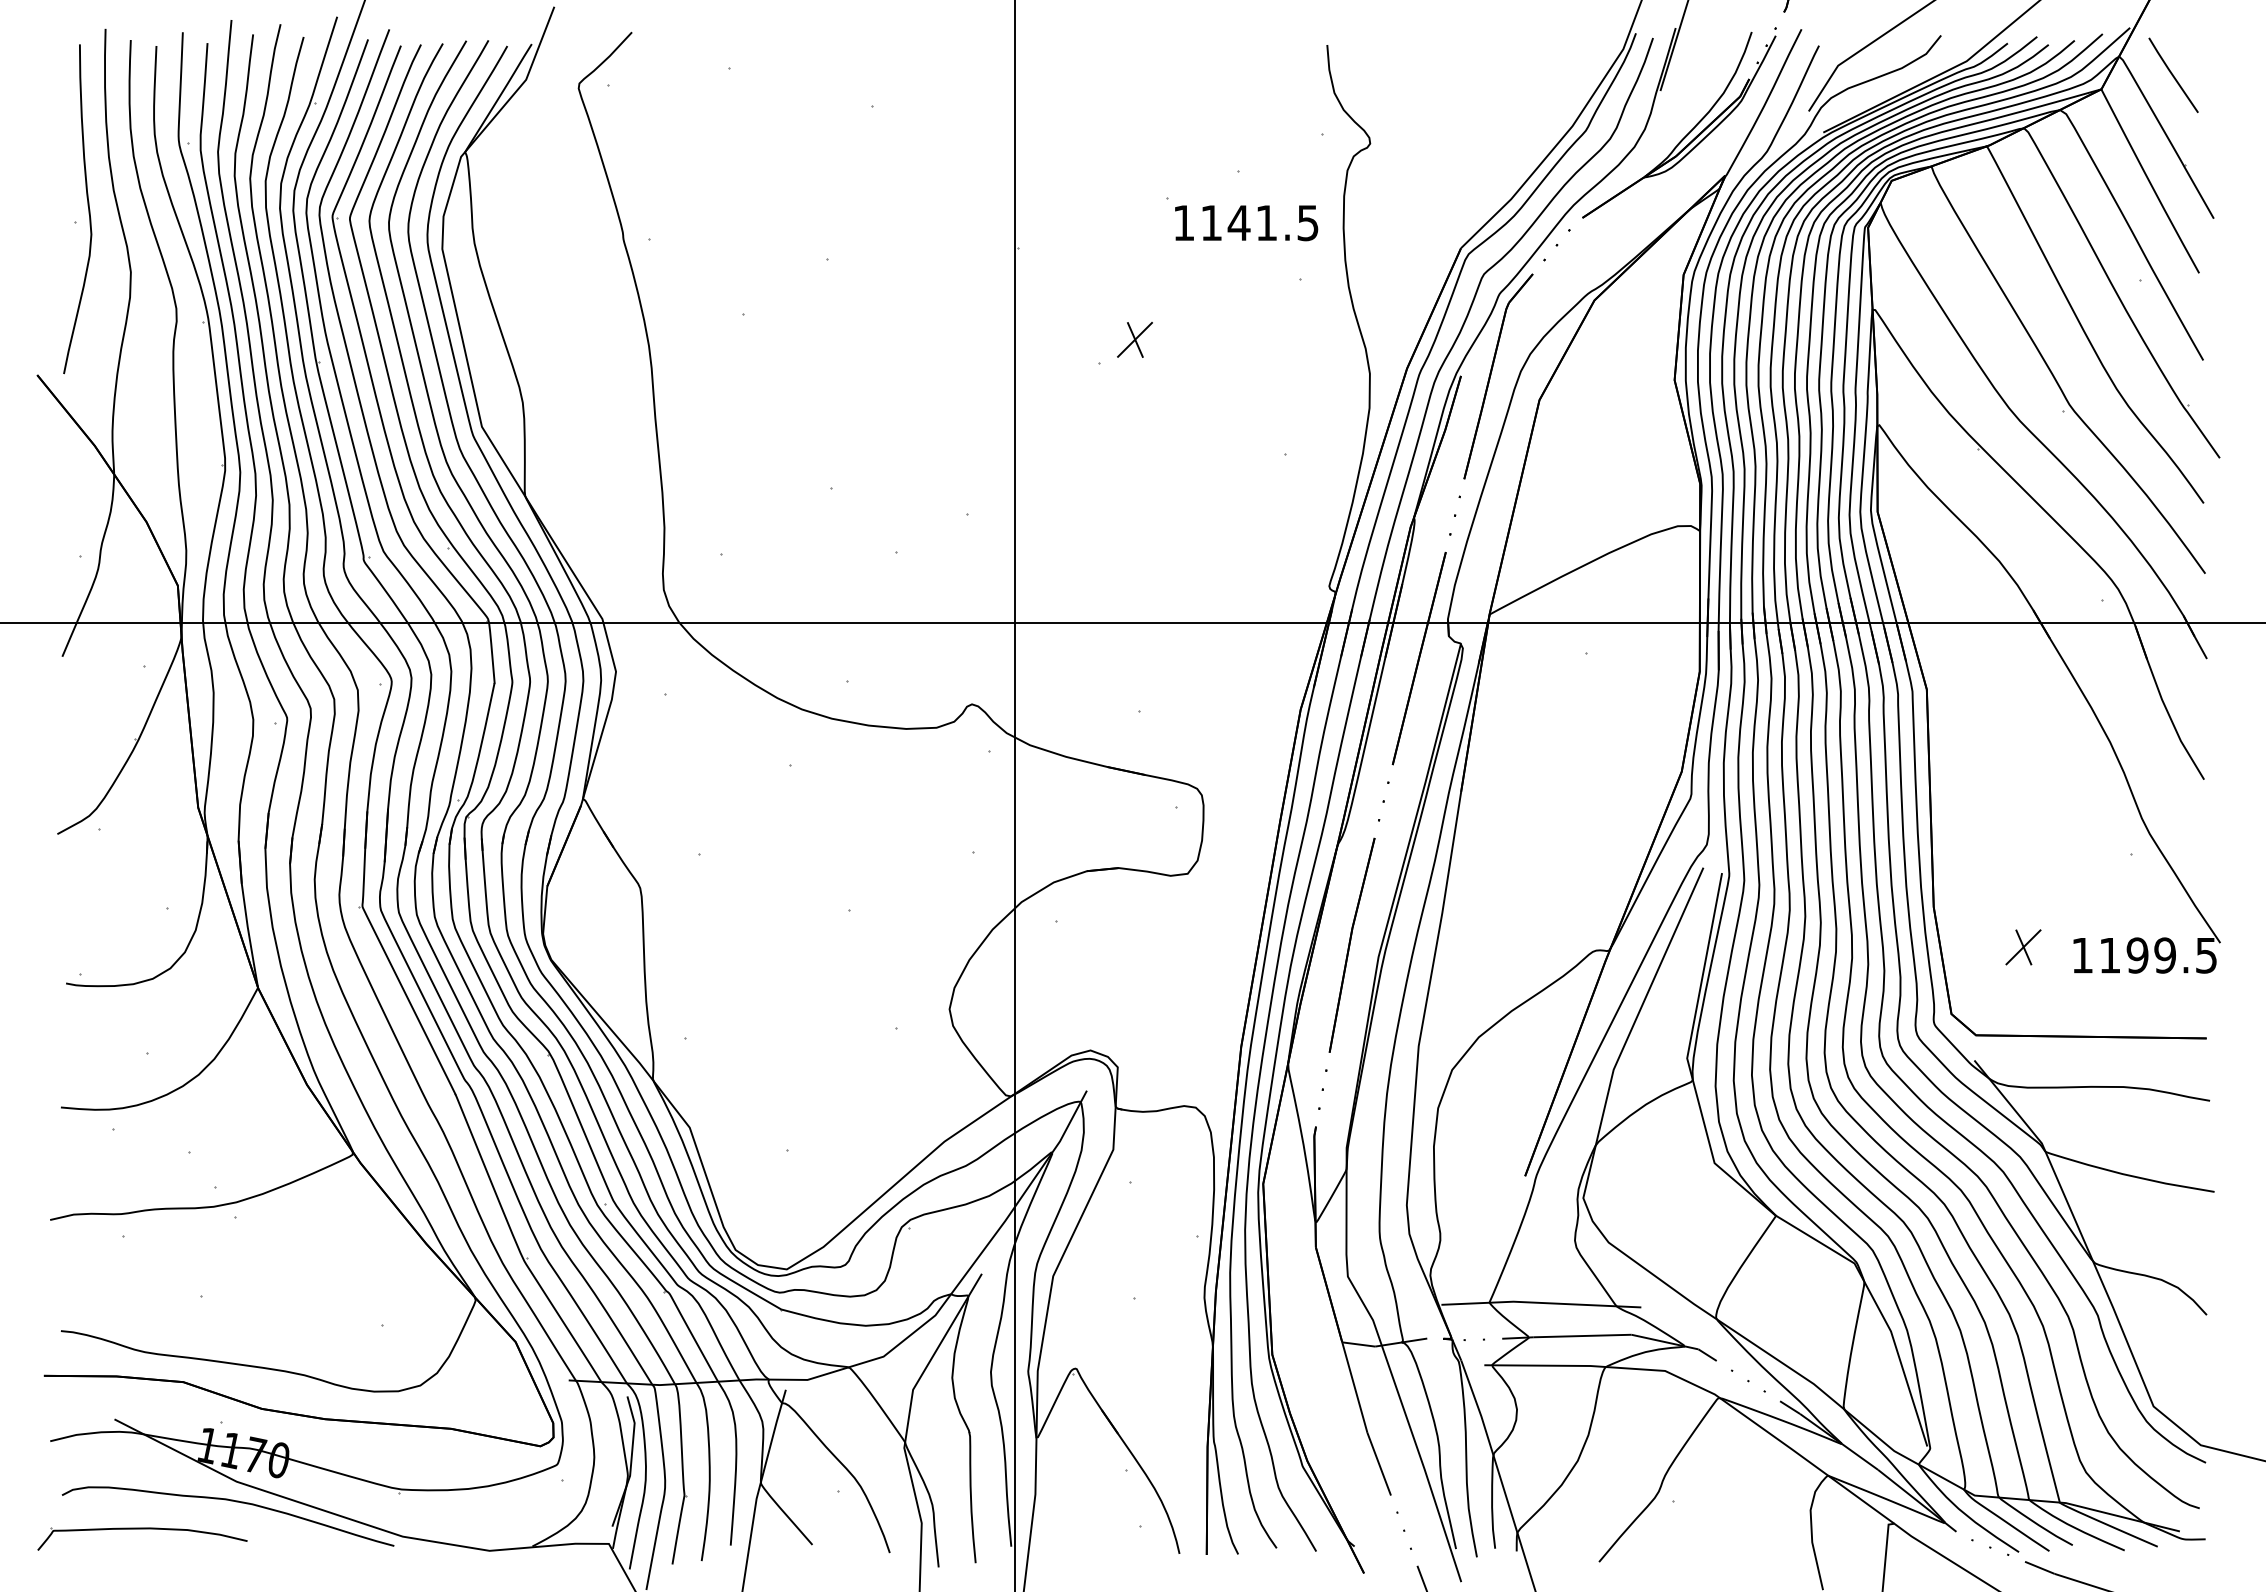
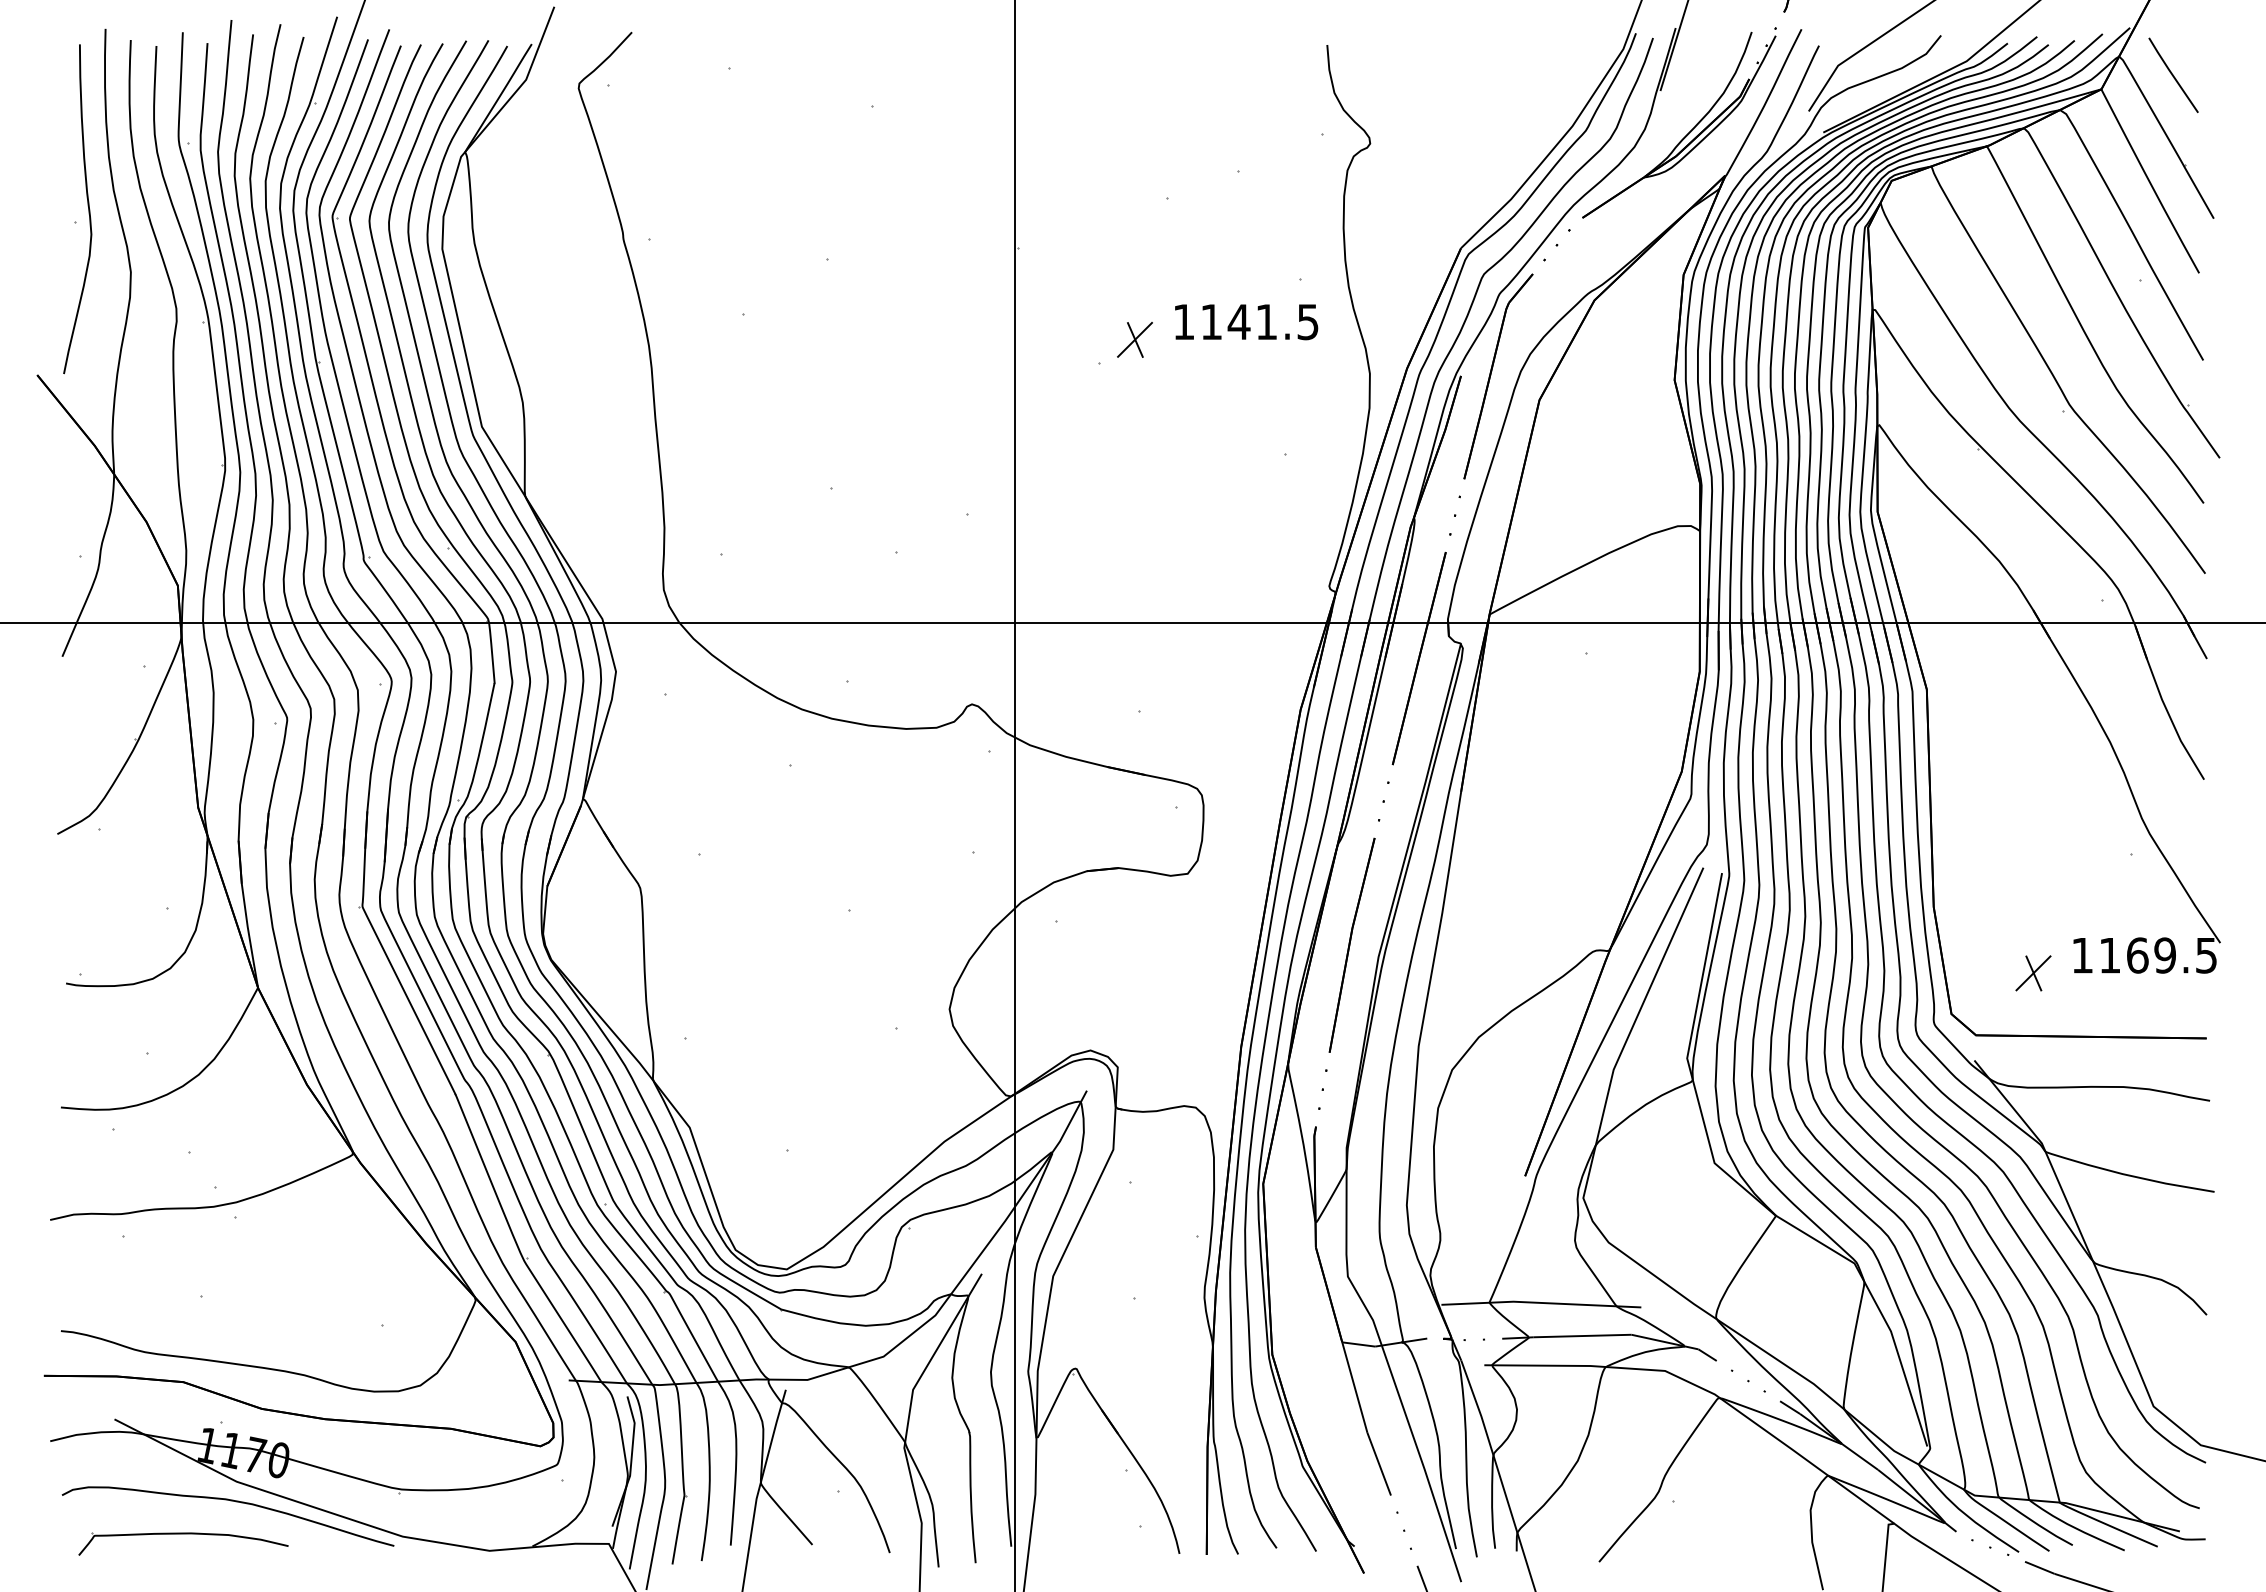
text position: (1246, 223) -> (1246, 322) (1246, 322)
part position: (2023, 947) -> (2033, 973) (2033, 973)
text: 1199.5 -> 1169.5 (2137, 955)
part position: (142, 1529) -> (183, 1534) (183, 1534)
